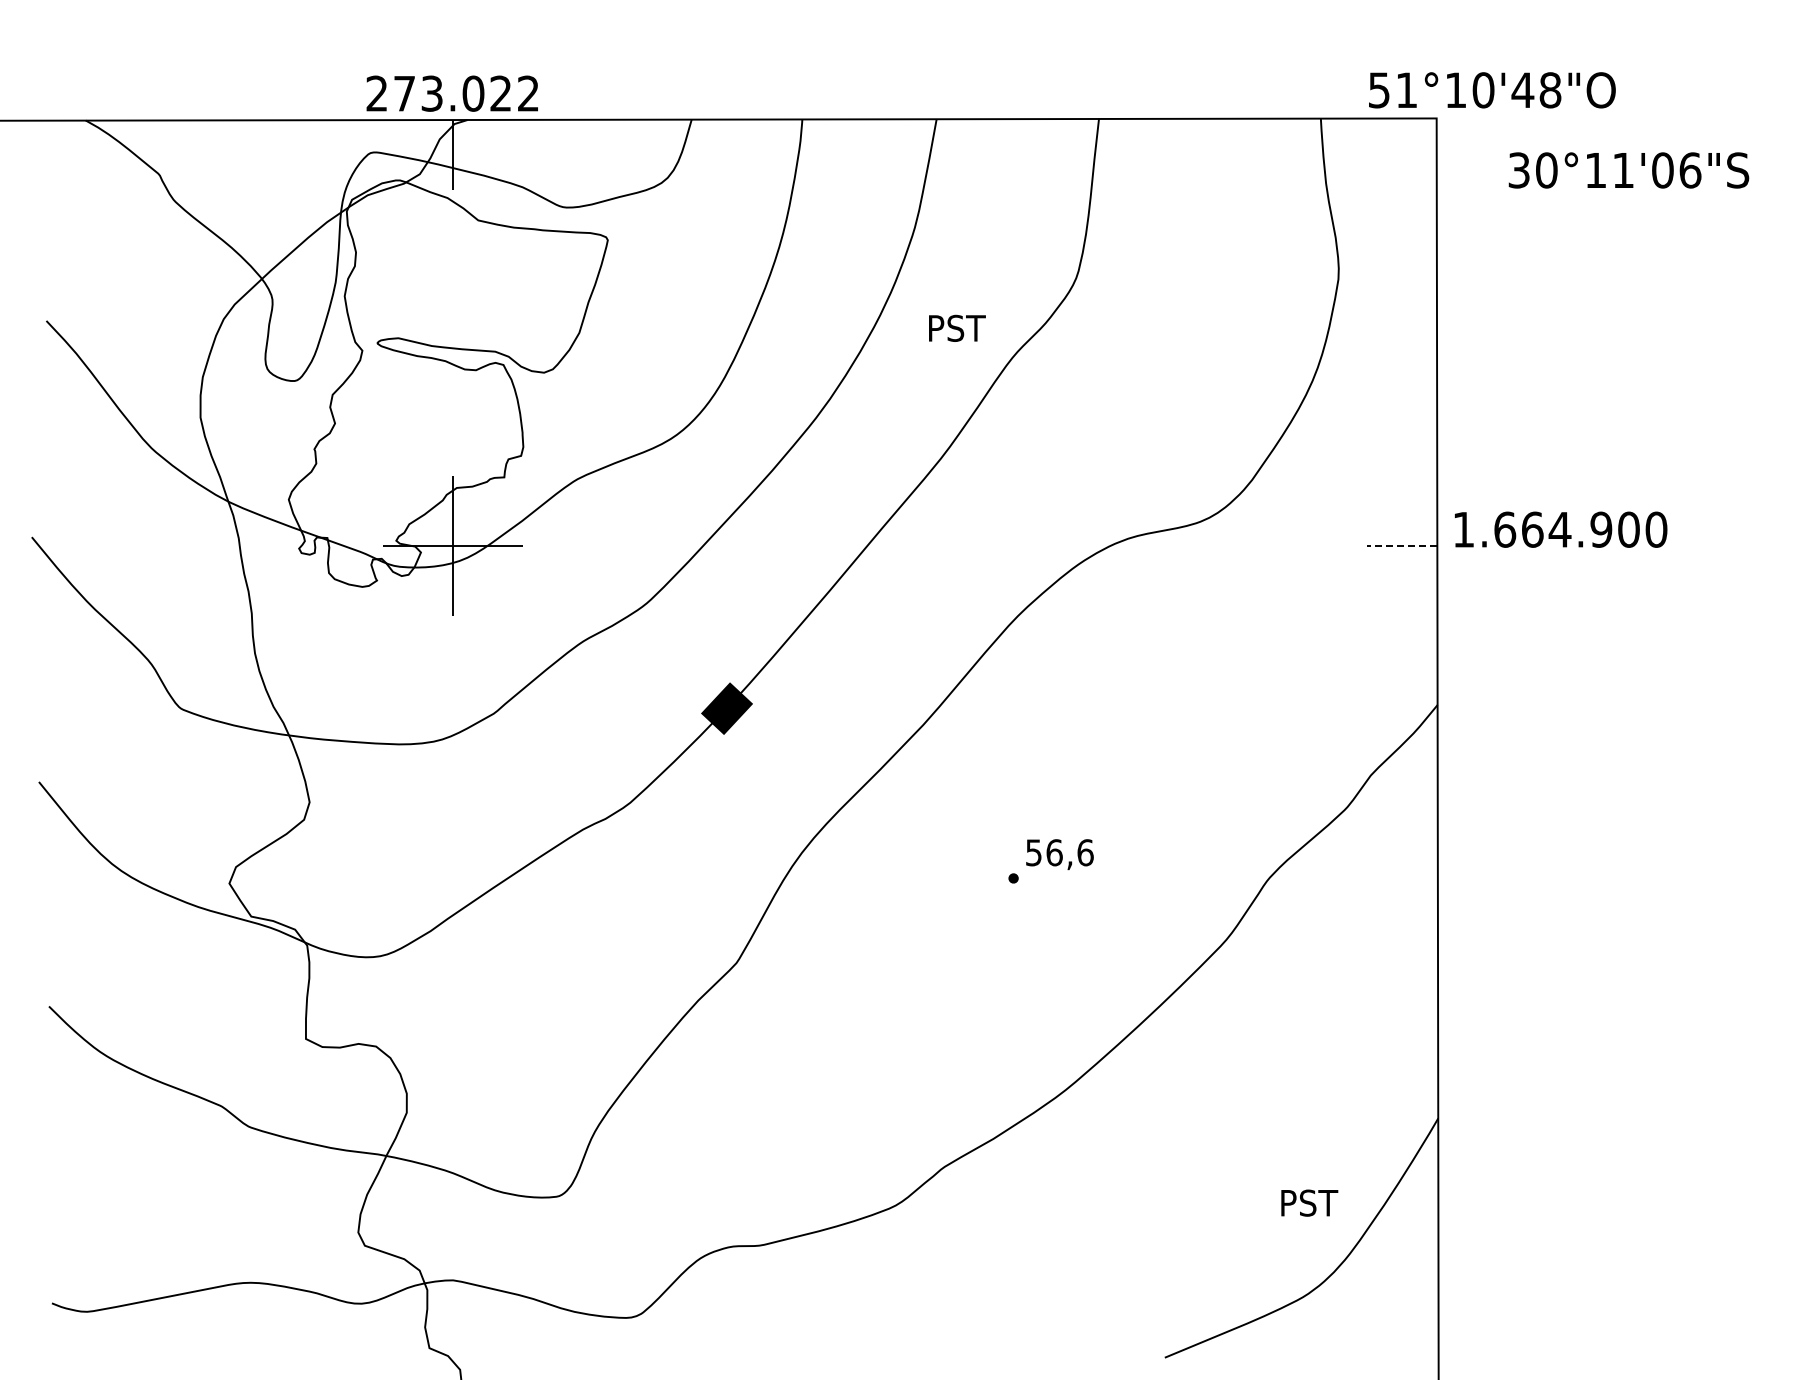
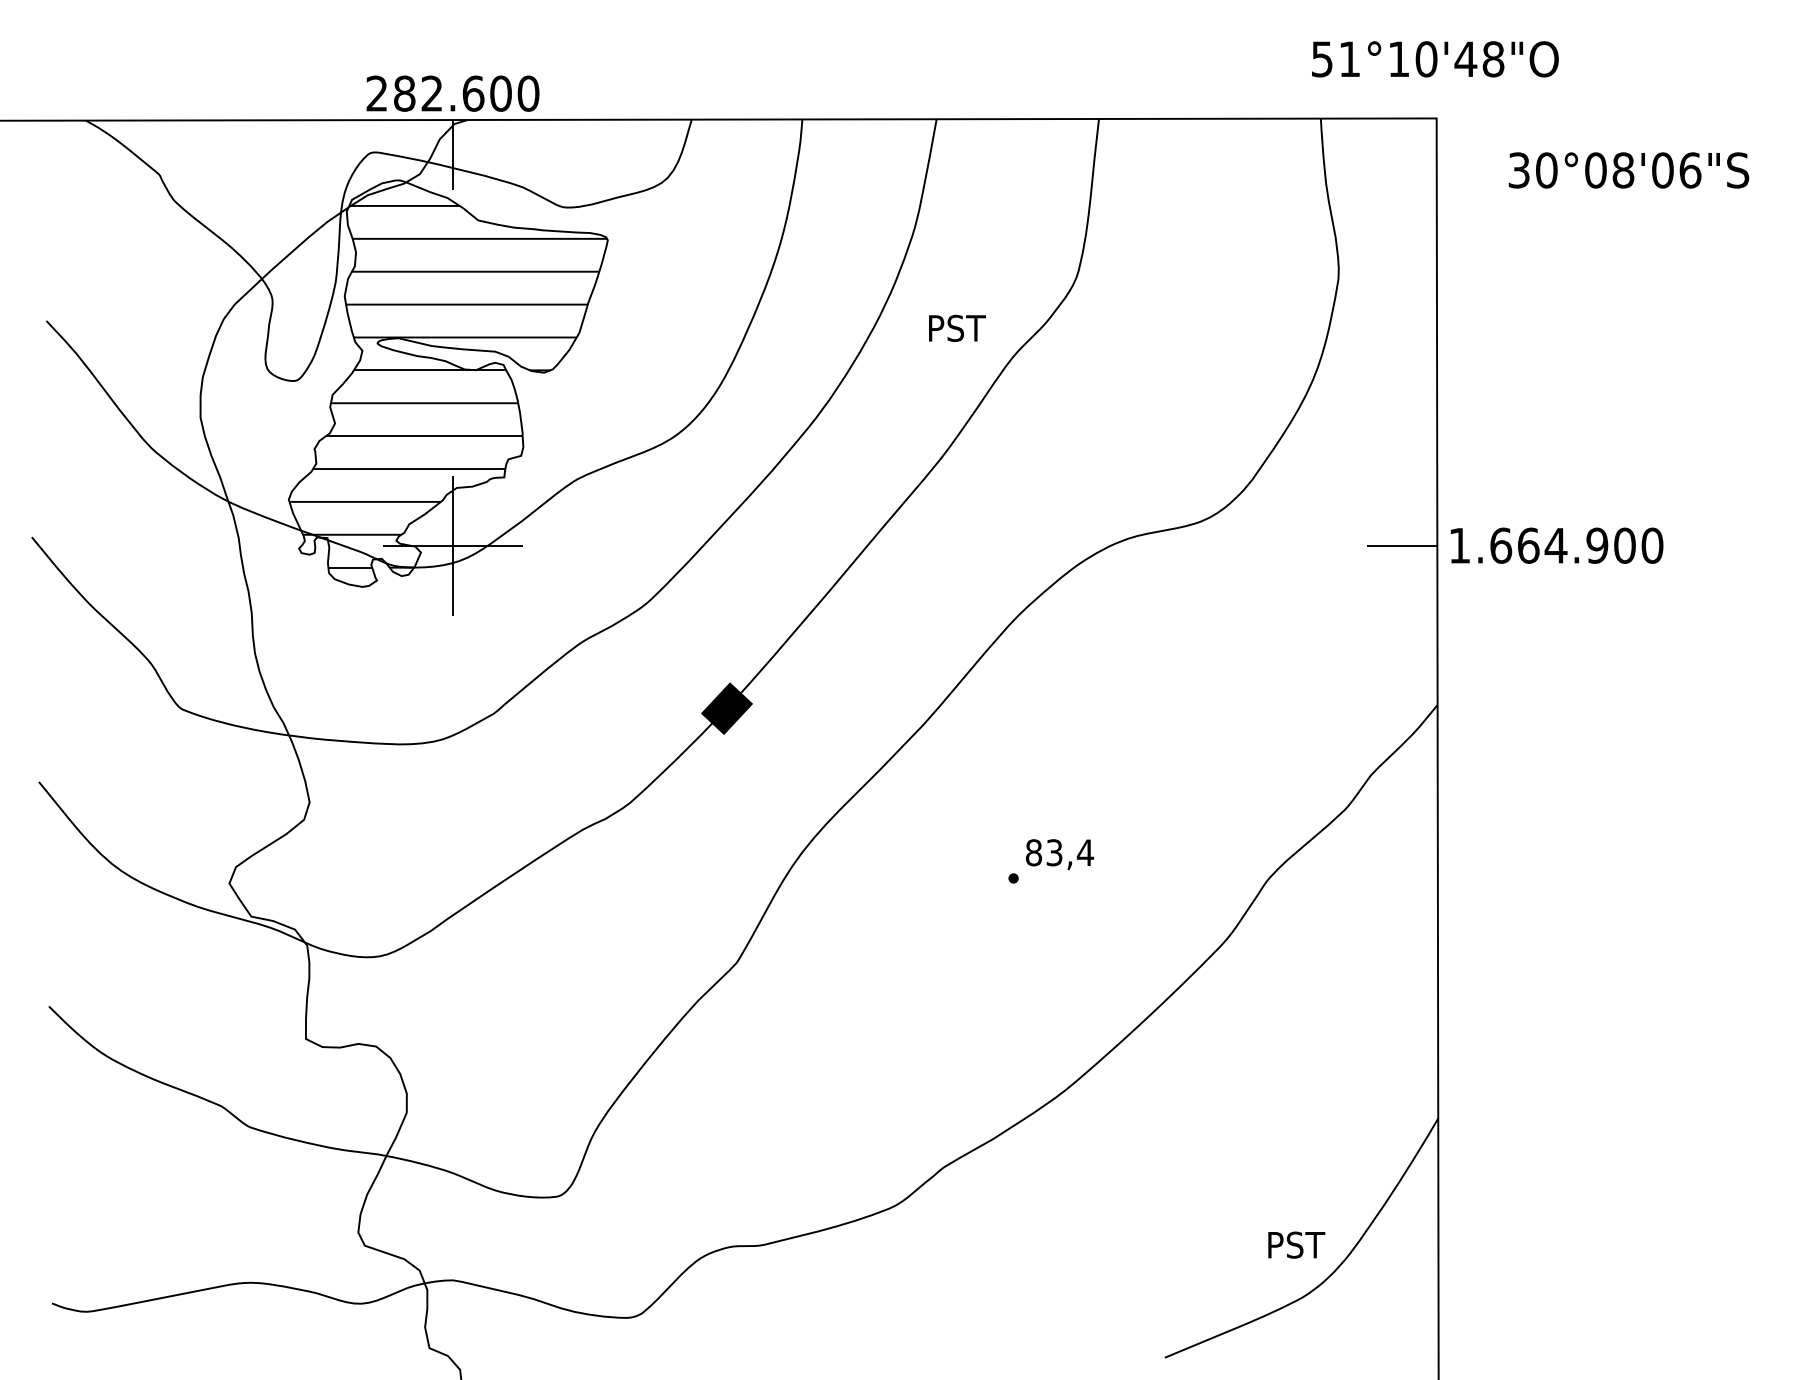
text position: (1492, 90) -> (1435, 59) (1435, 59)
text: 273.022 -> 282.600 (466, 93)
text: 30°11'06"S -> 30°08'06"S (1609, 170)
hatch: none -> present (448, 386)
text position: (1561, 529) -> (1557, 545) (1557, 545)
line: dashed -> solid (1401, 545)
text: 56,6 -> 83,4 (1059, 852)
text position: (1309, 1202) -> (1296, 1244) (1296, 1244)
